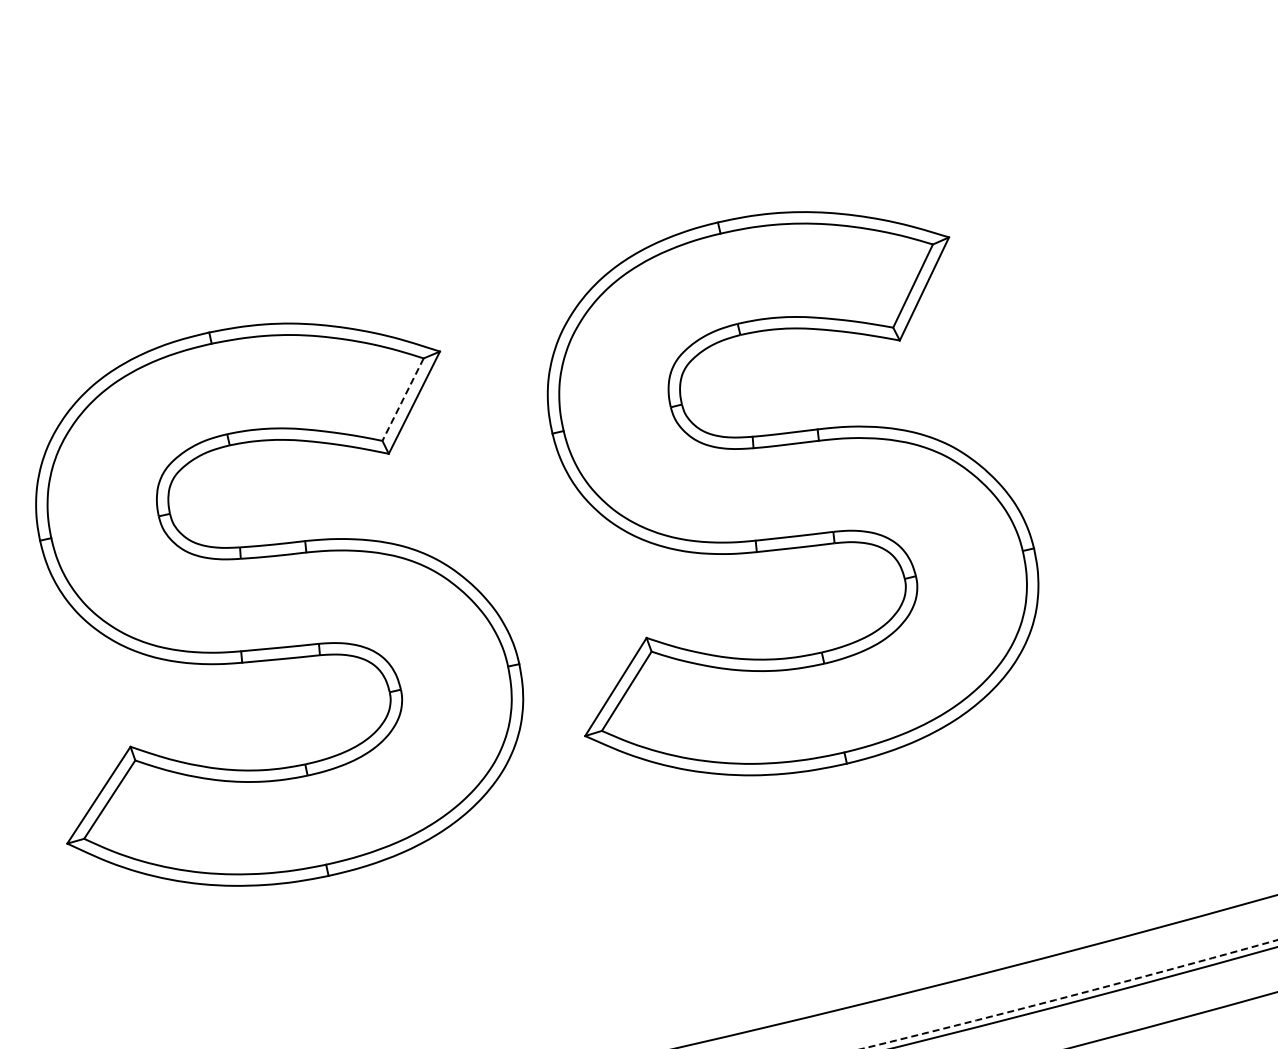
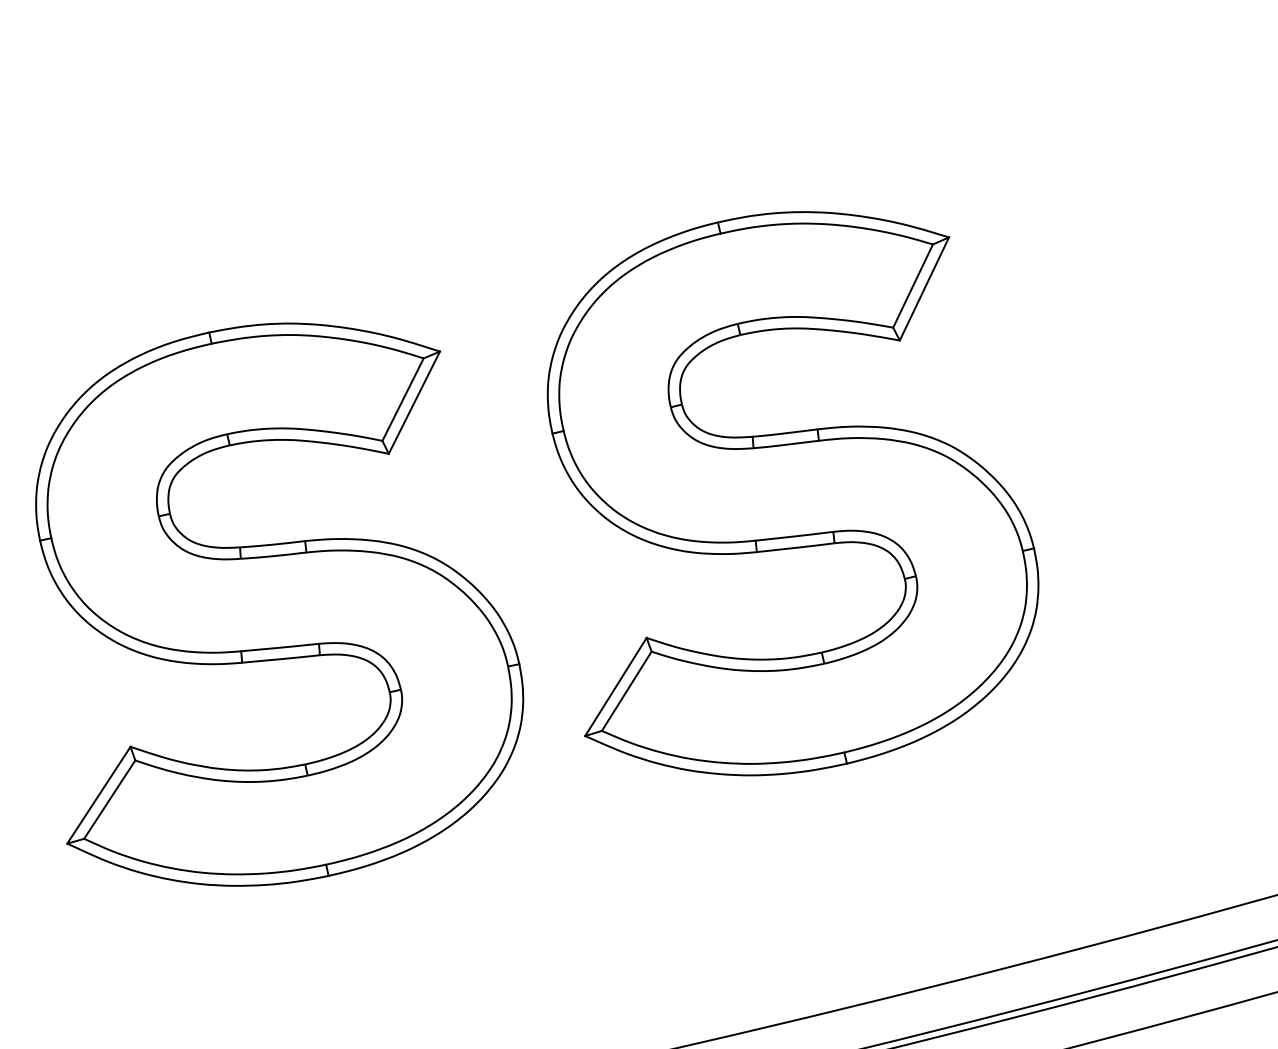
line: dashed -> solid (402, 400)
circle: dashed -> solid (1069, 993)
